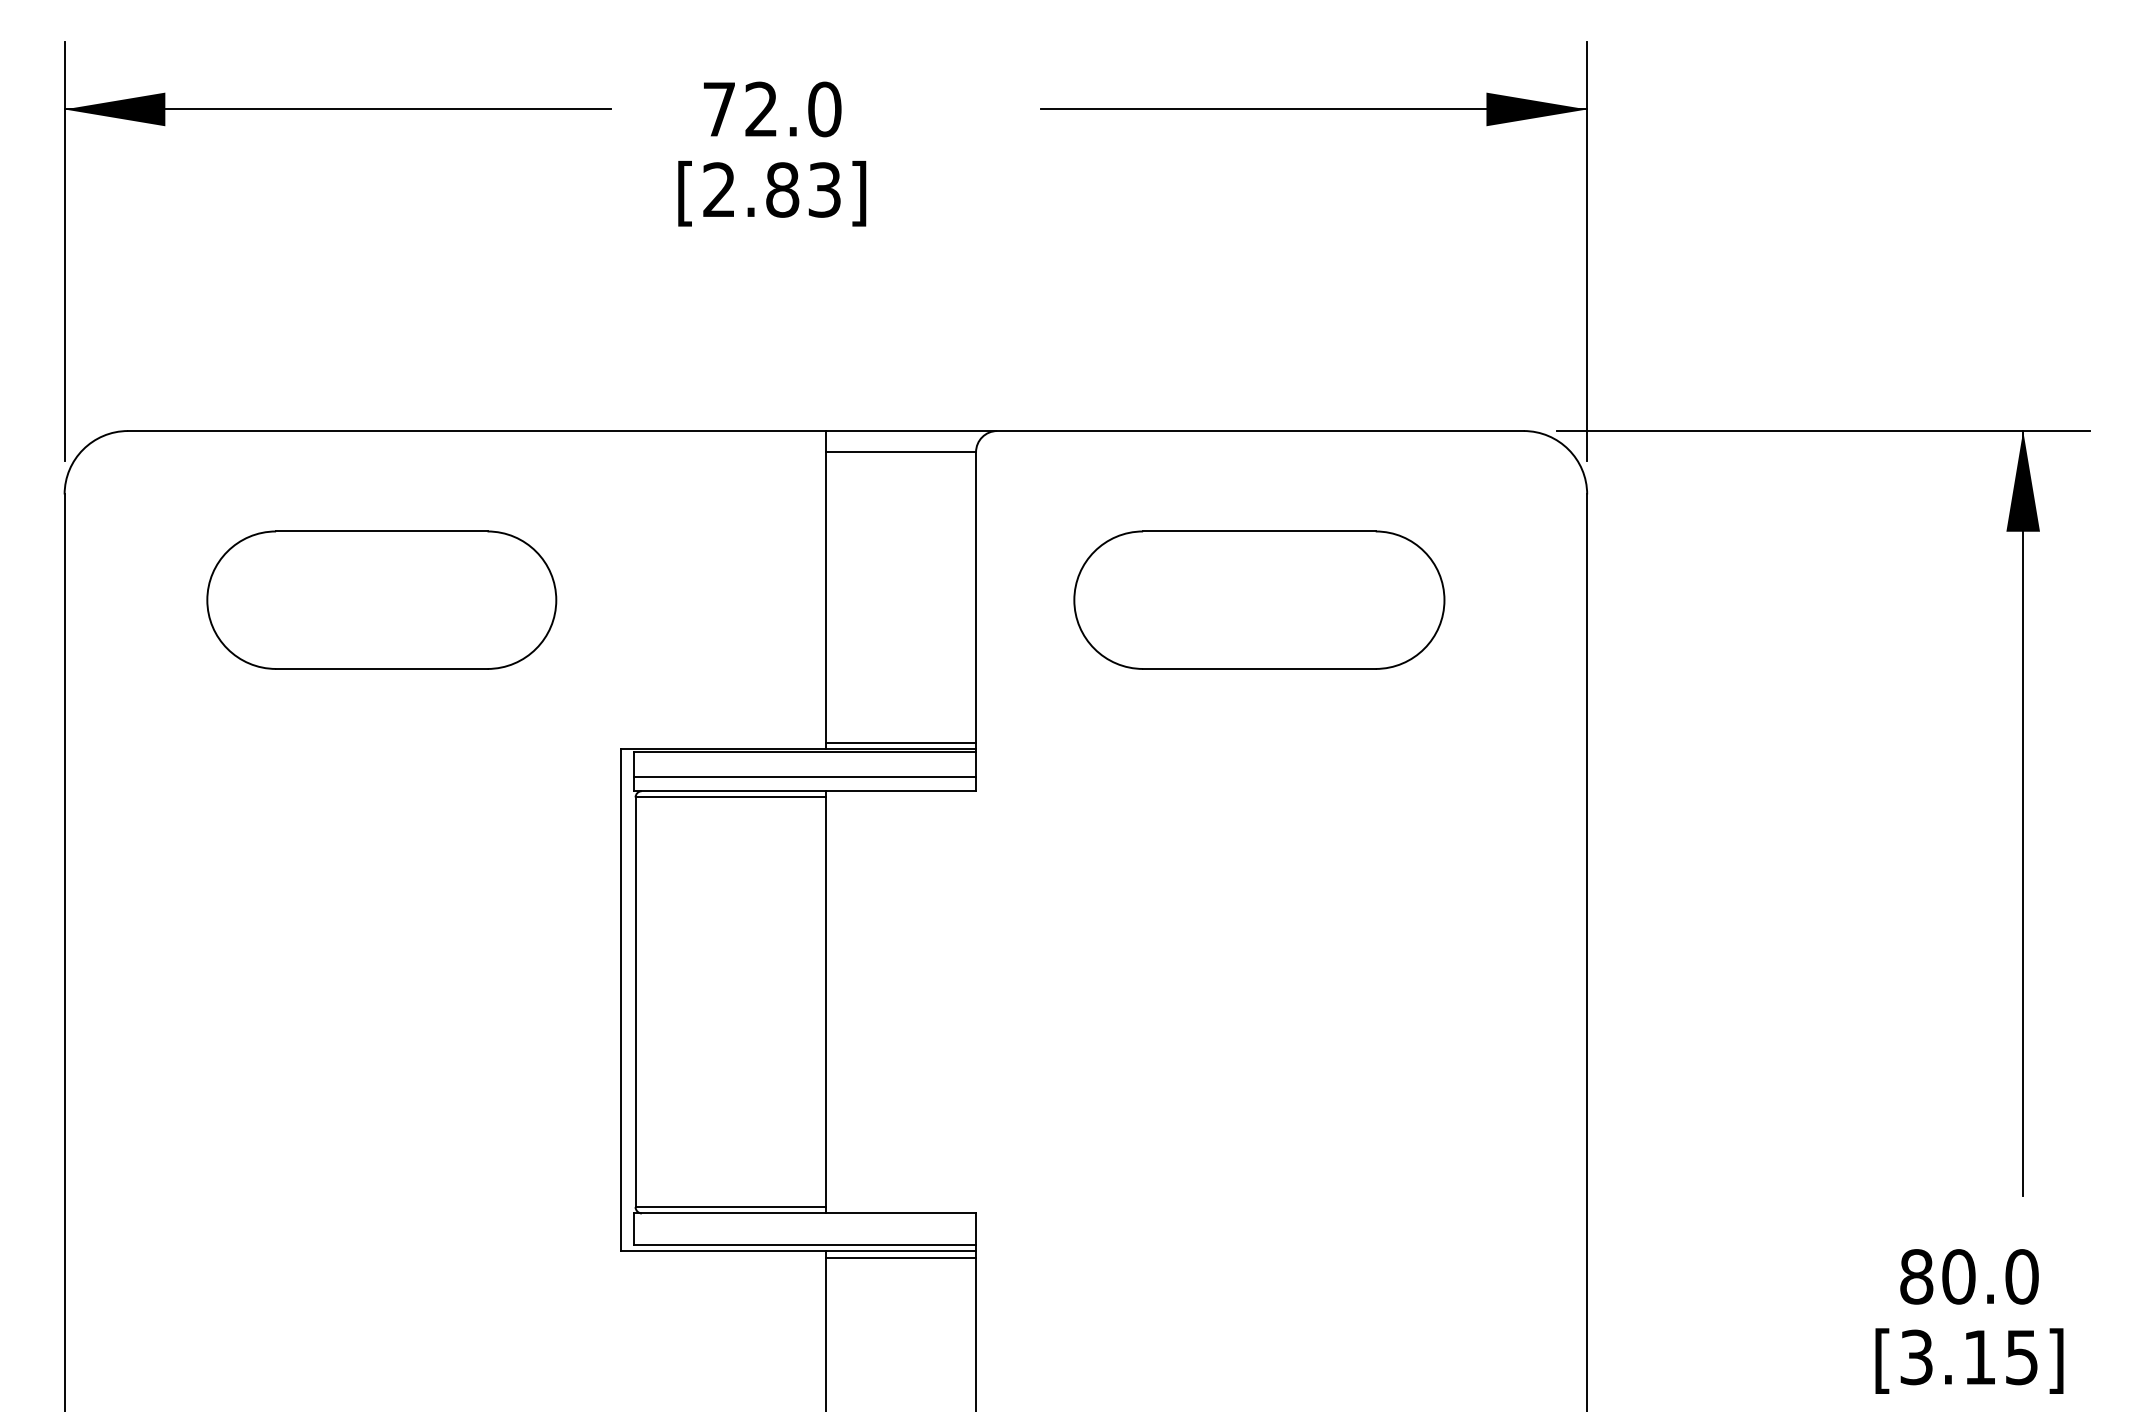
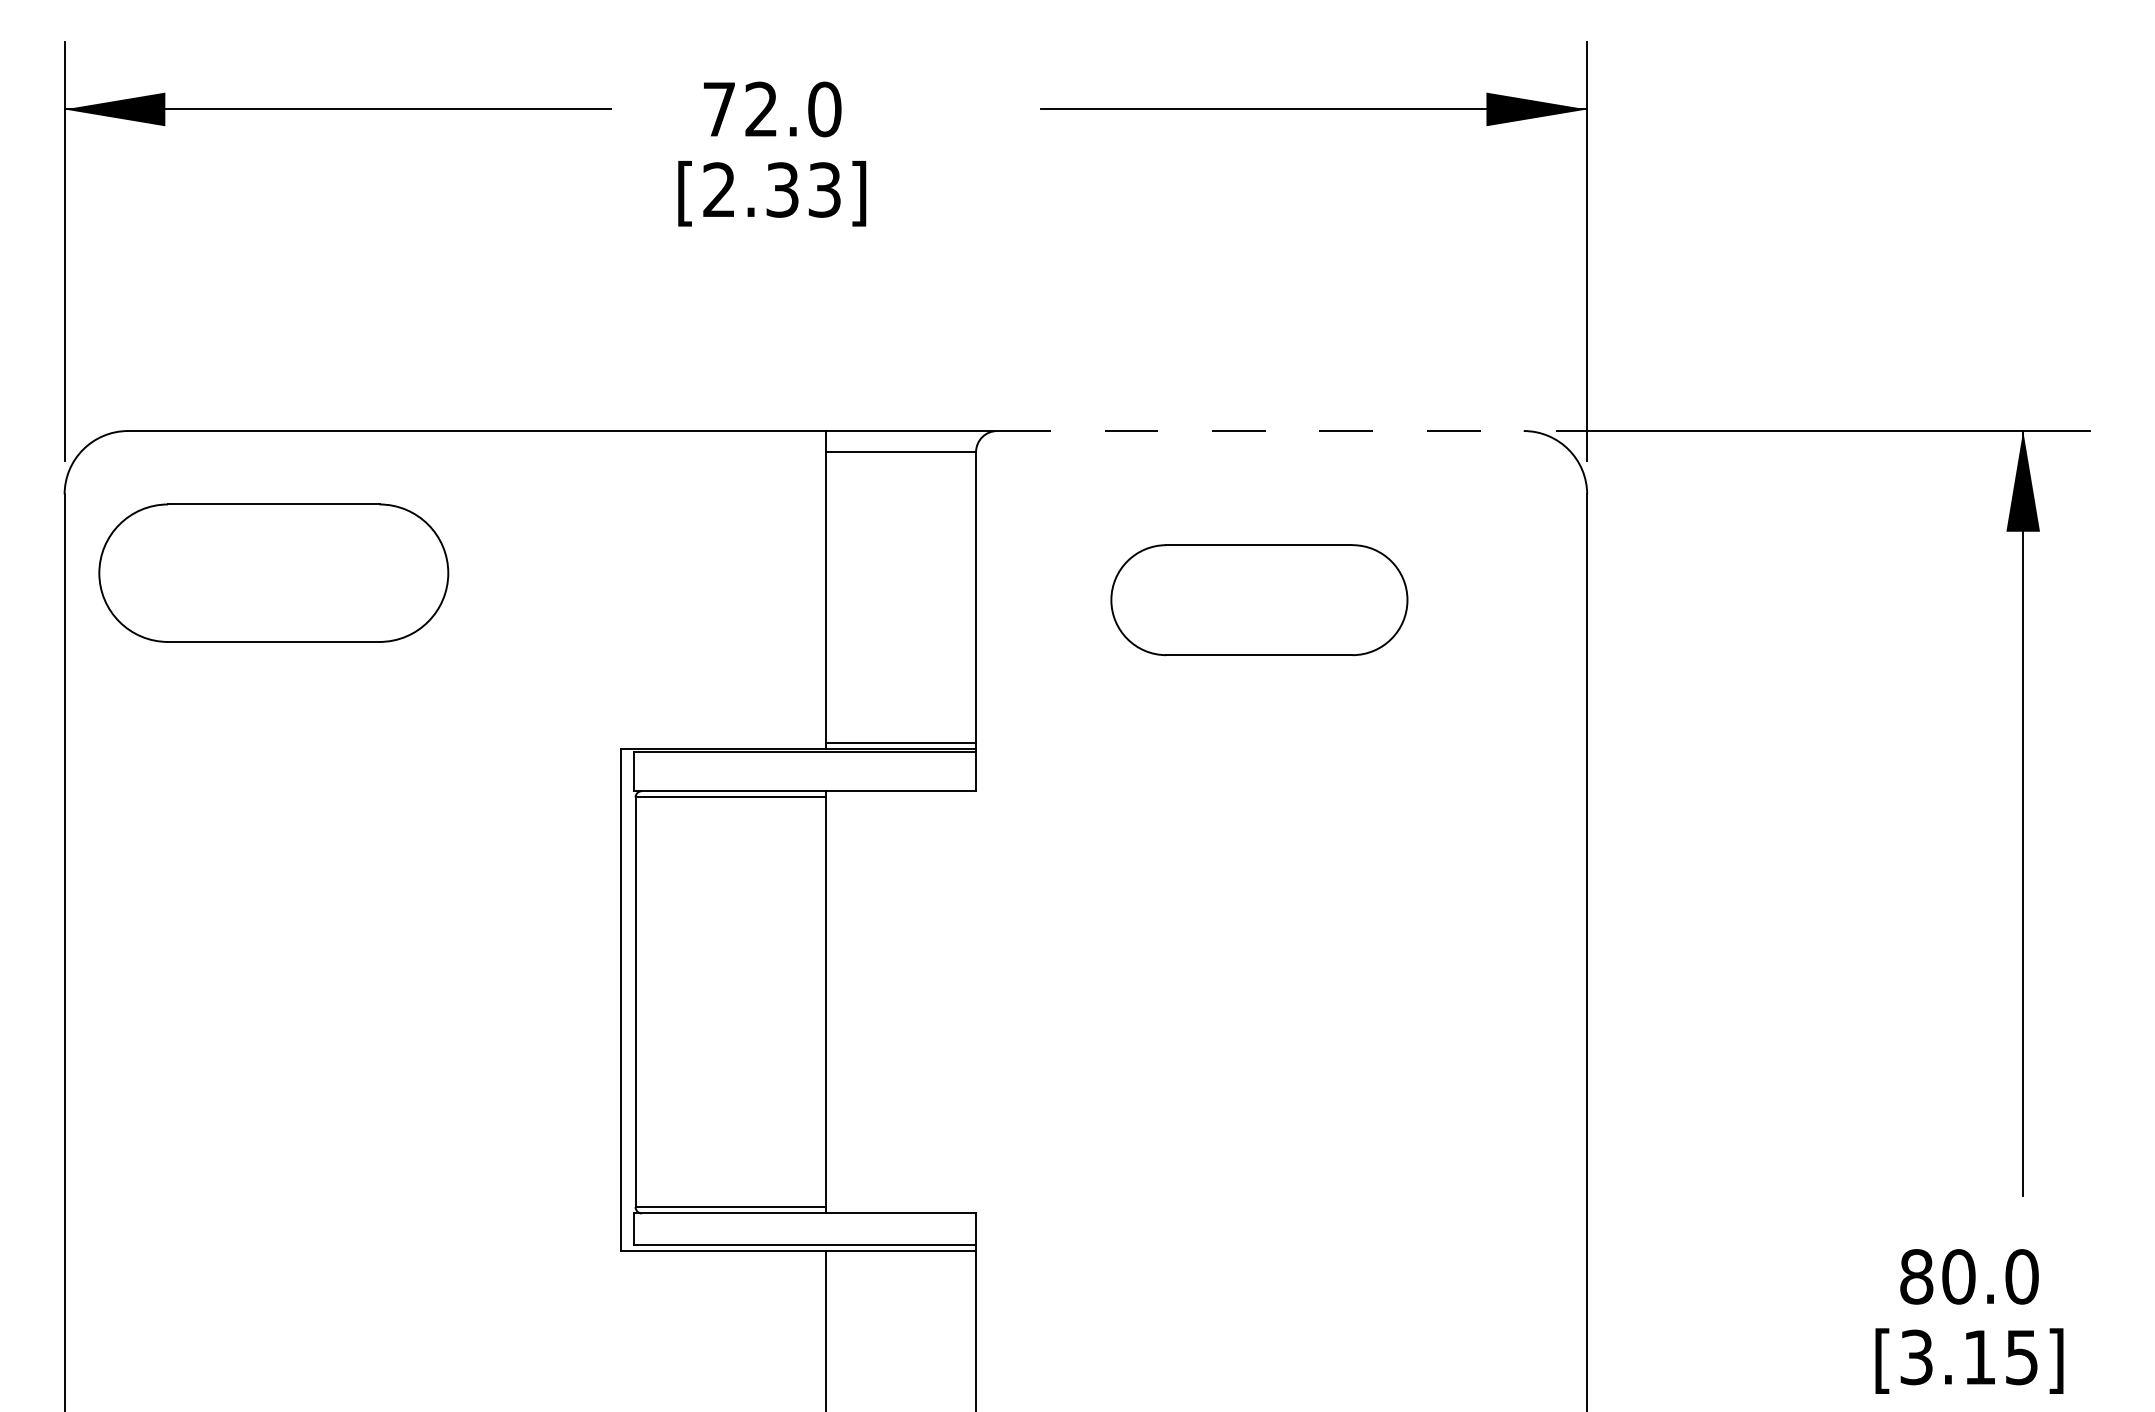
text: [2.83] -> [2.33] (782, 189)
line: solid -> dashed (1260, 431)
part position: (381, 599) -> (273, 572) (273, 572)
part size: 373x140 px -> 299x112 px (1259, 599)
line: present -> none (805, 776)
line: present -> none (900, 1257)
